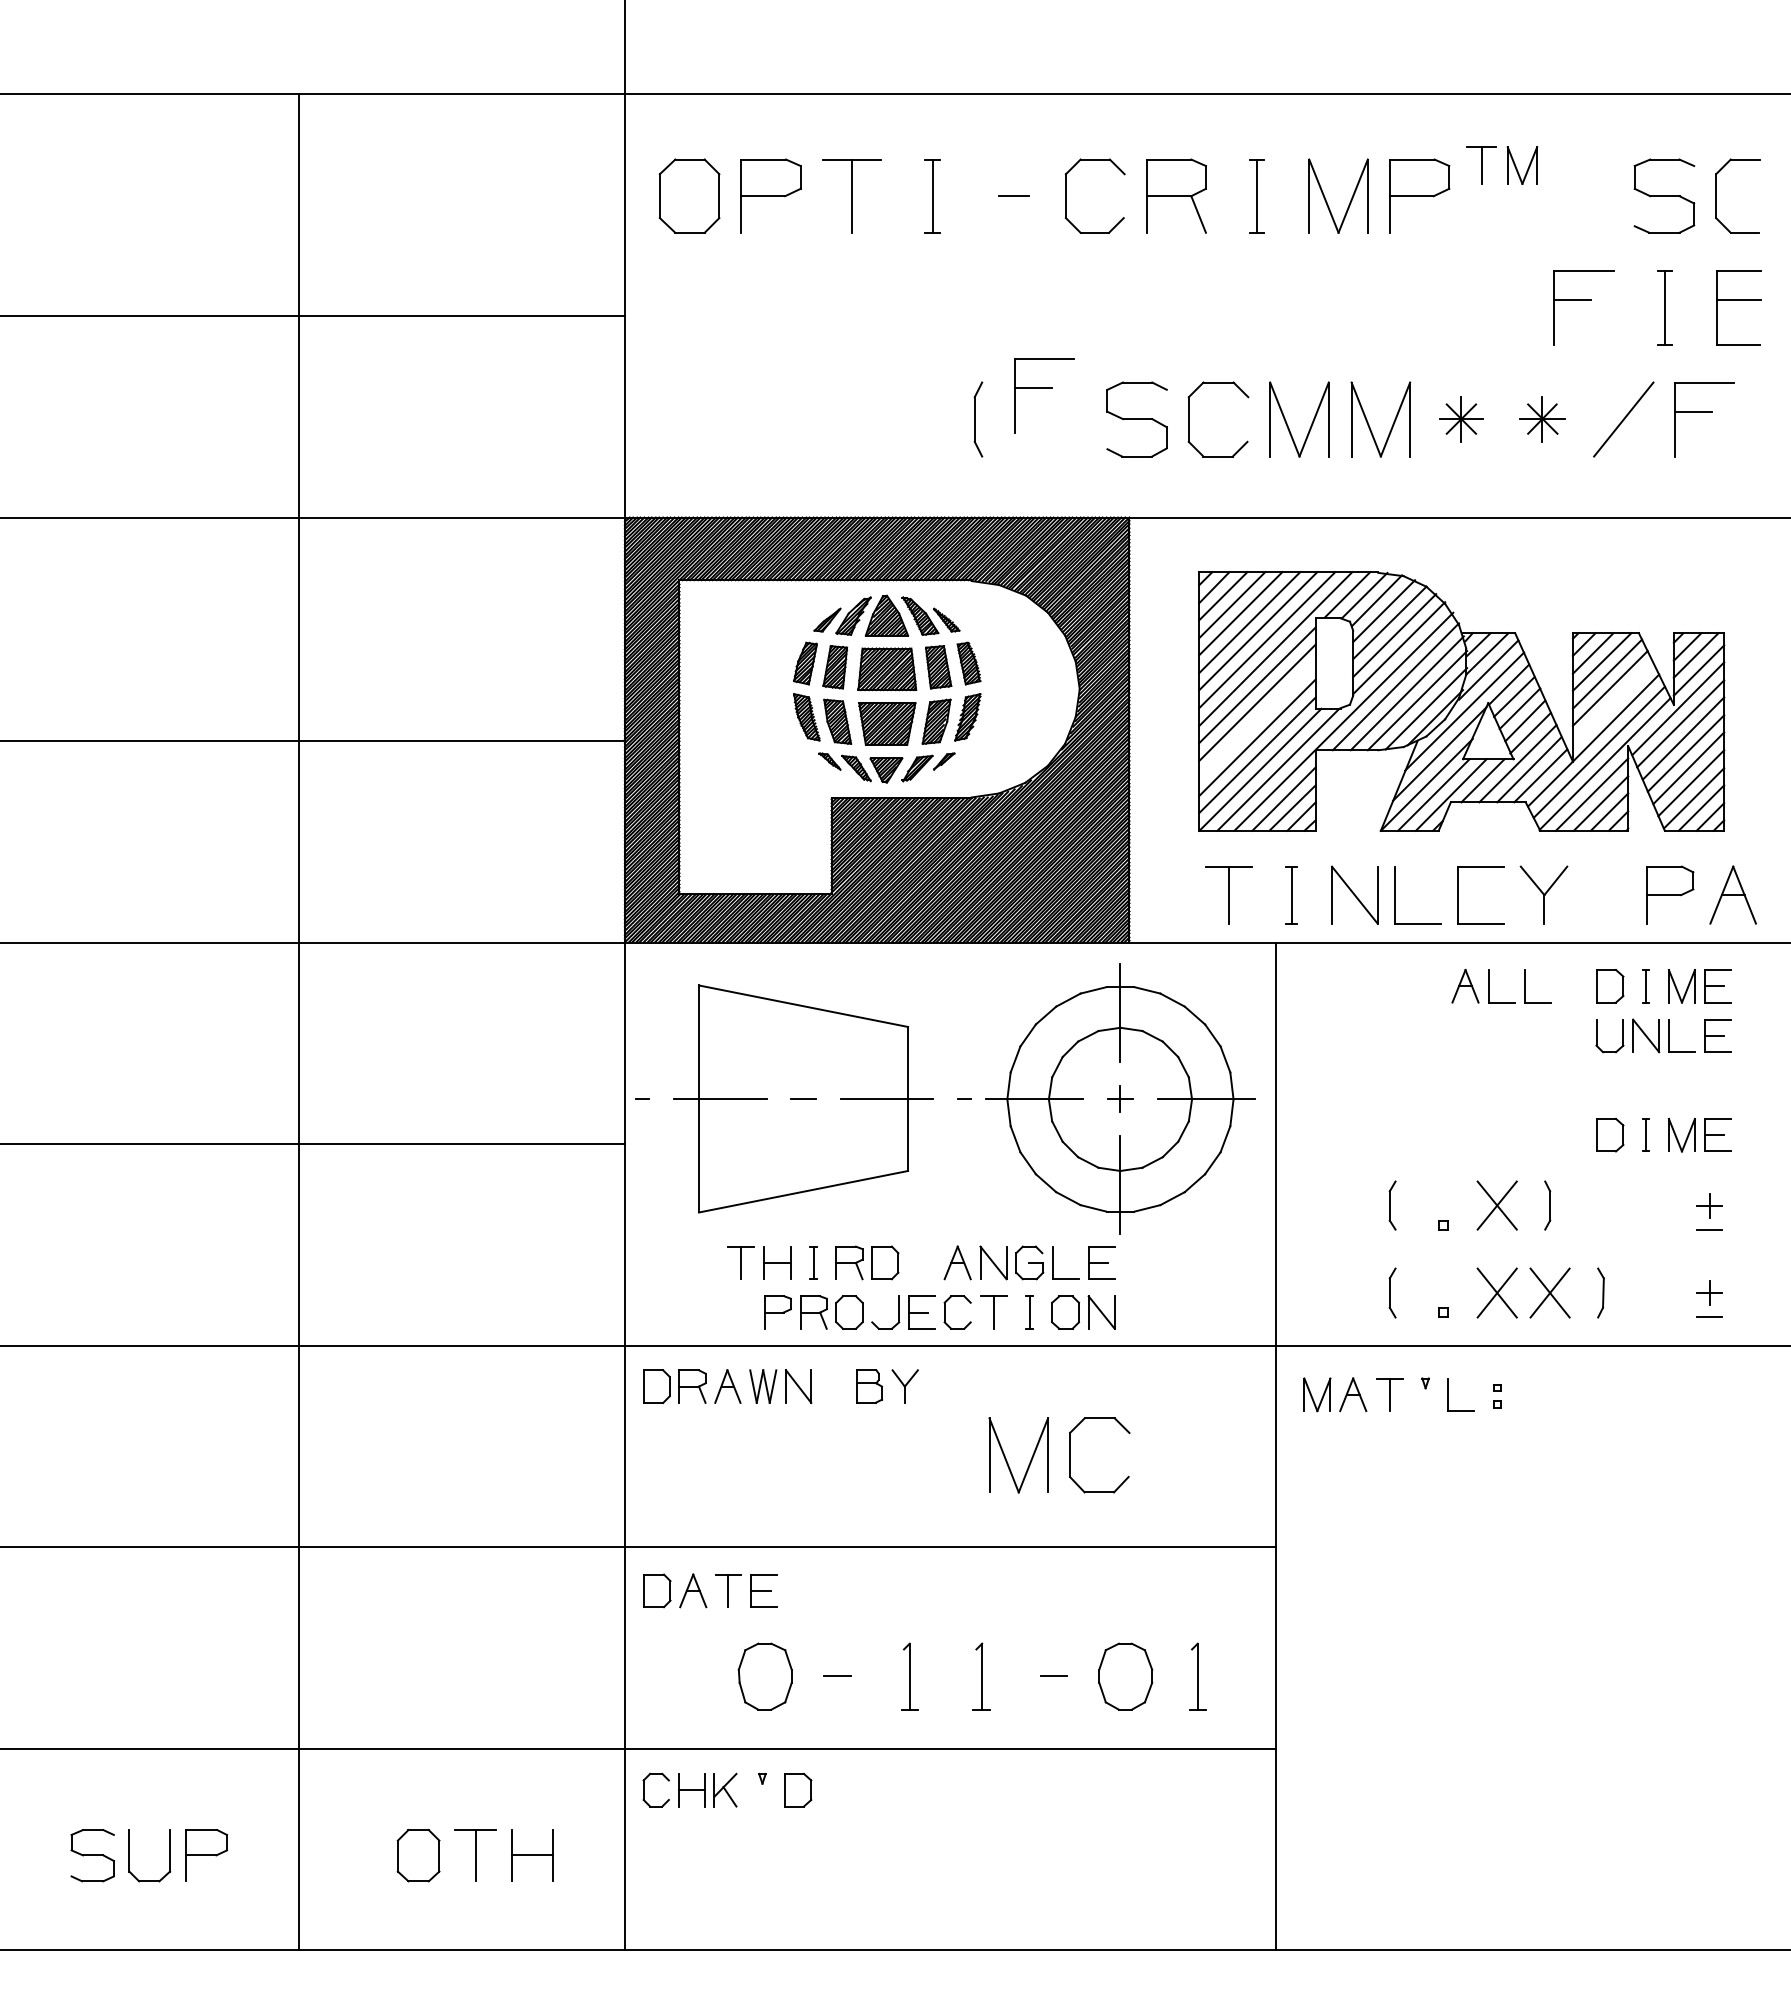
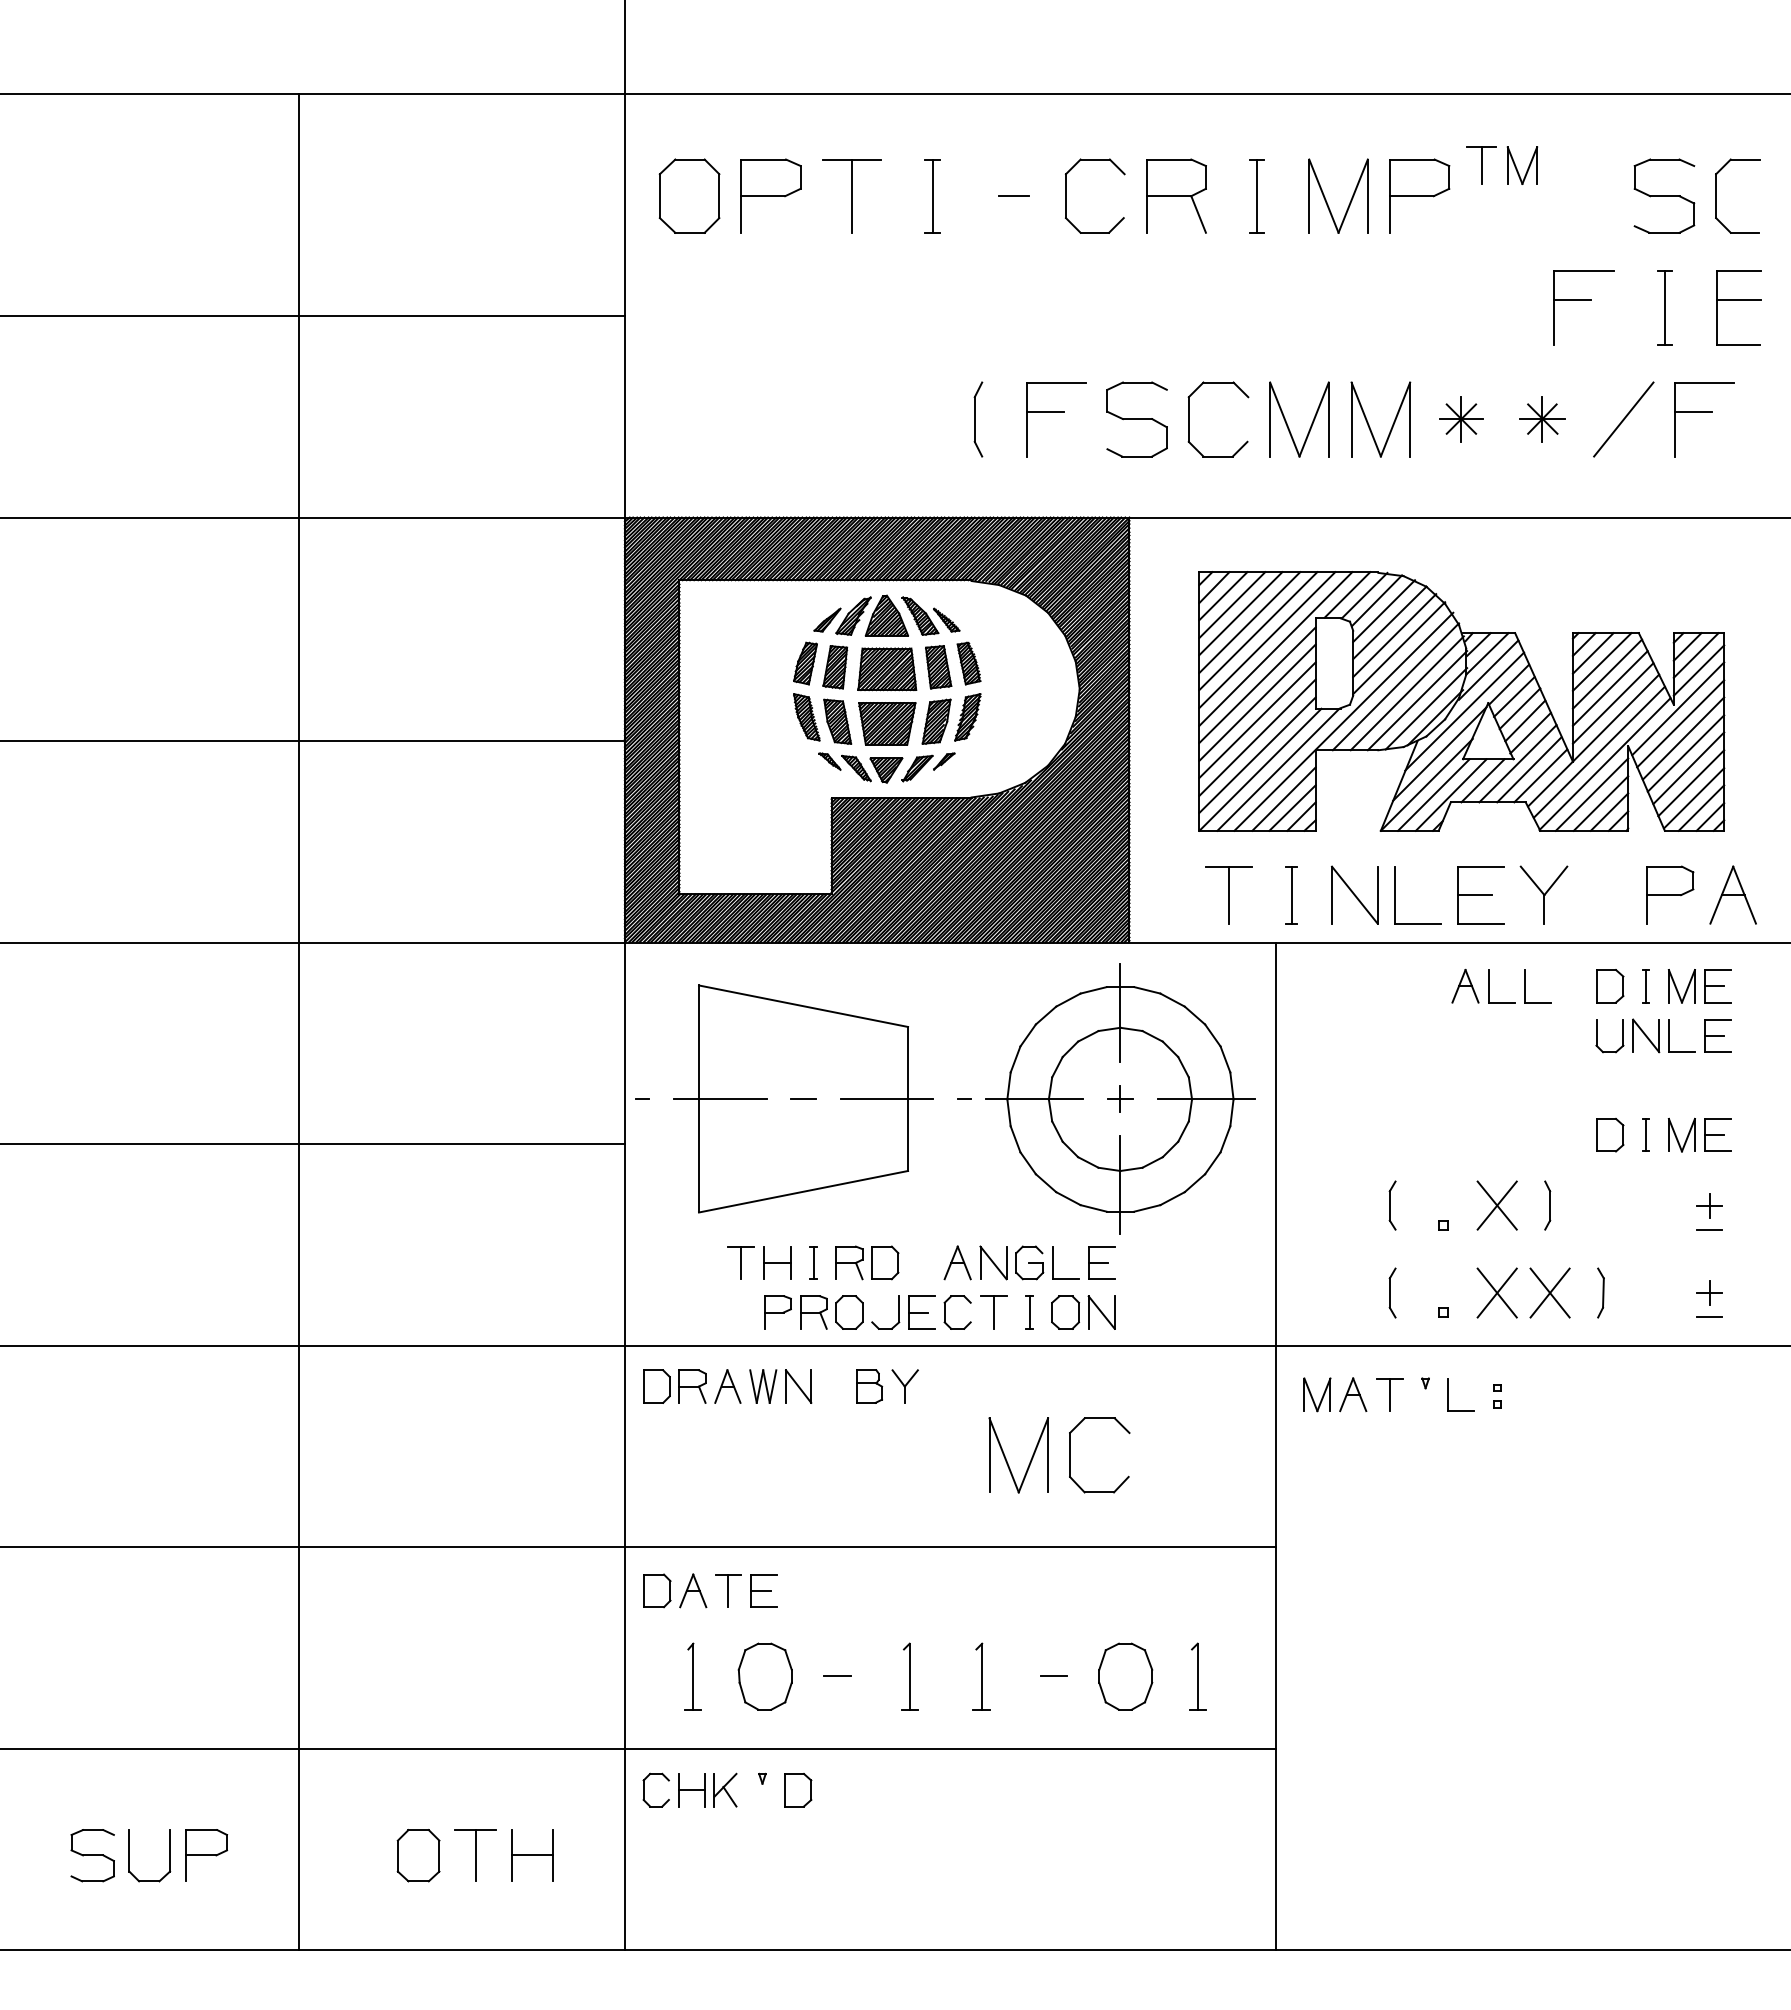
part position: (1044, 388) -> (1056, 412) (1056, 412)
line: none -> present (1612, 703)
line: none -> present (1257, 719)
line: none -> present (1475, 895)
part: none -> present (692, 1676)
